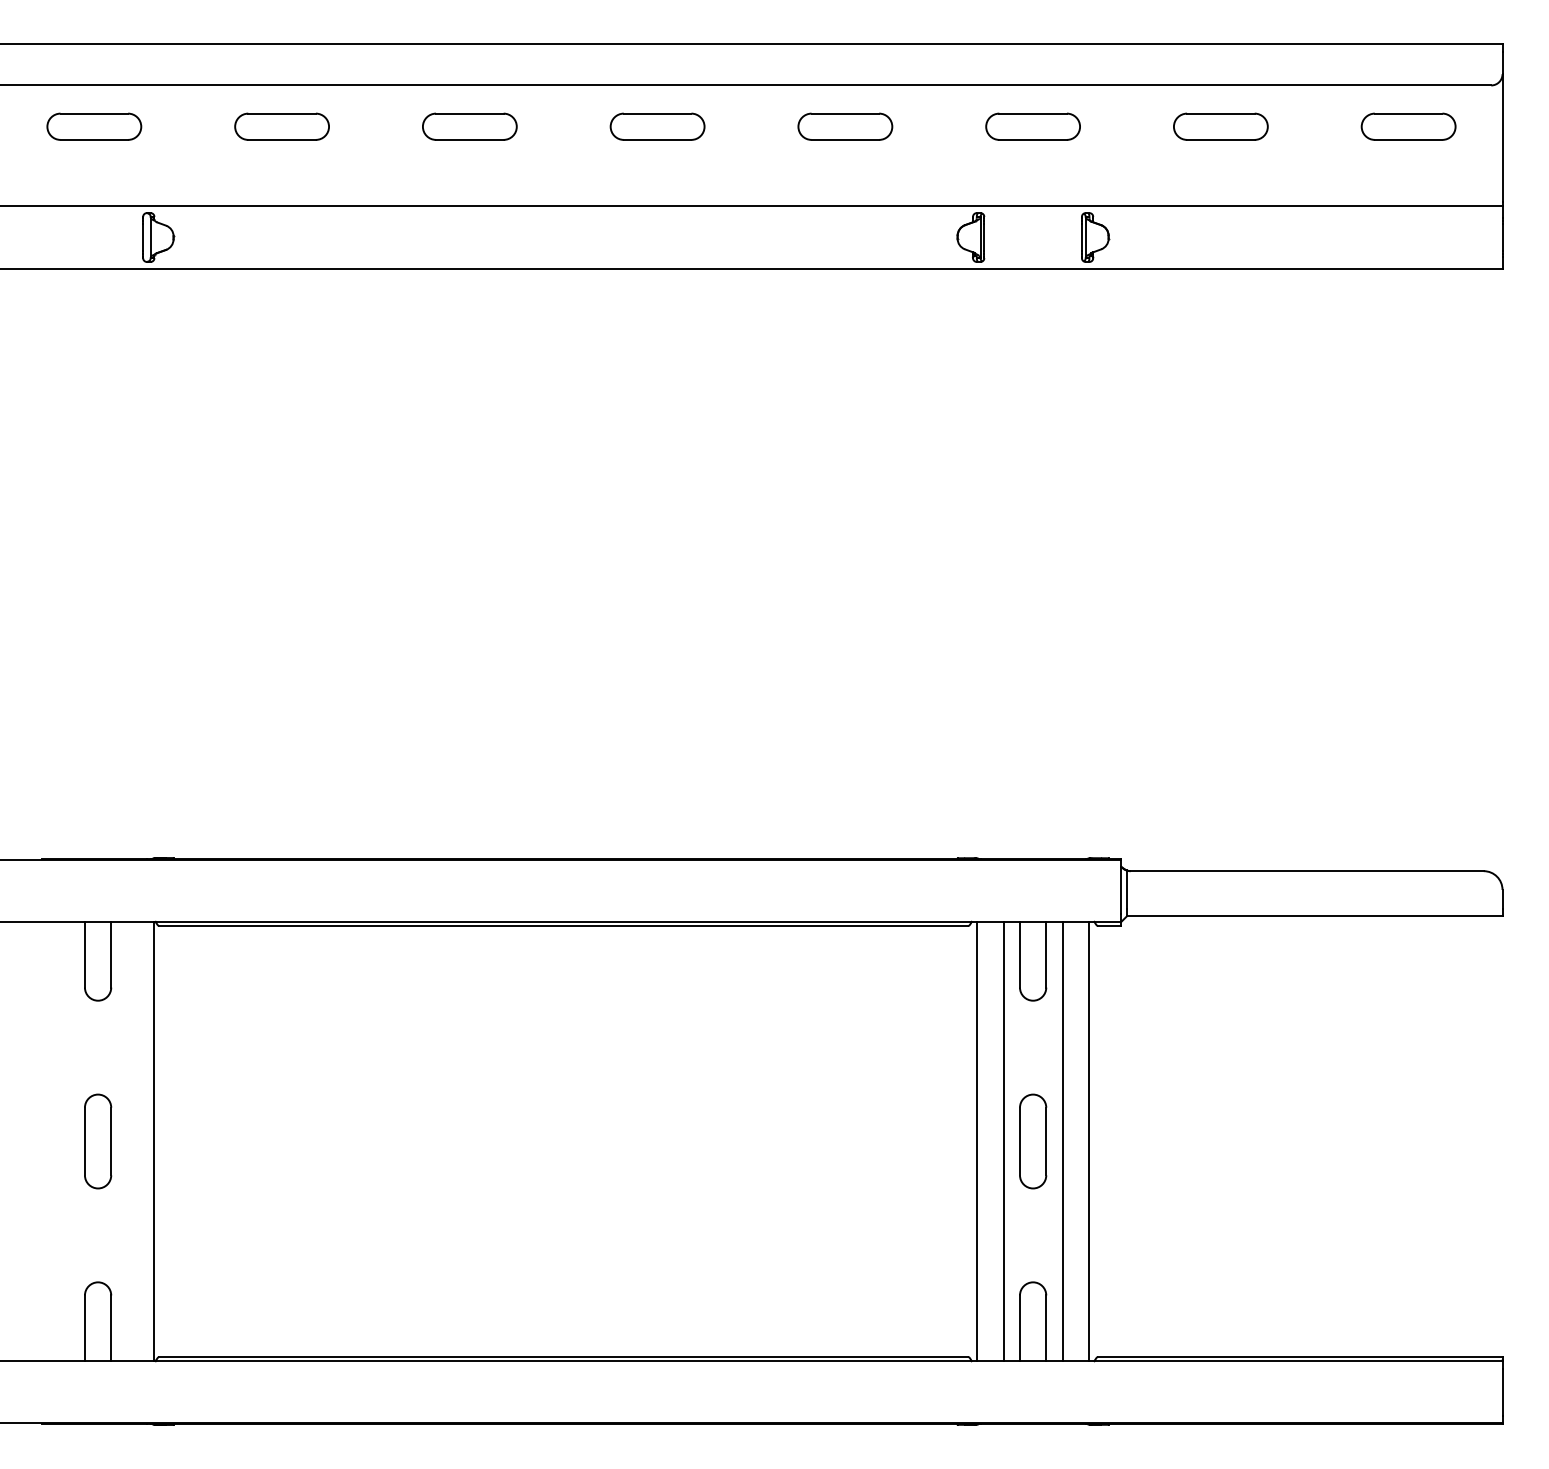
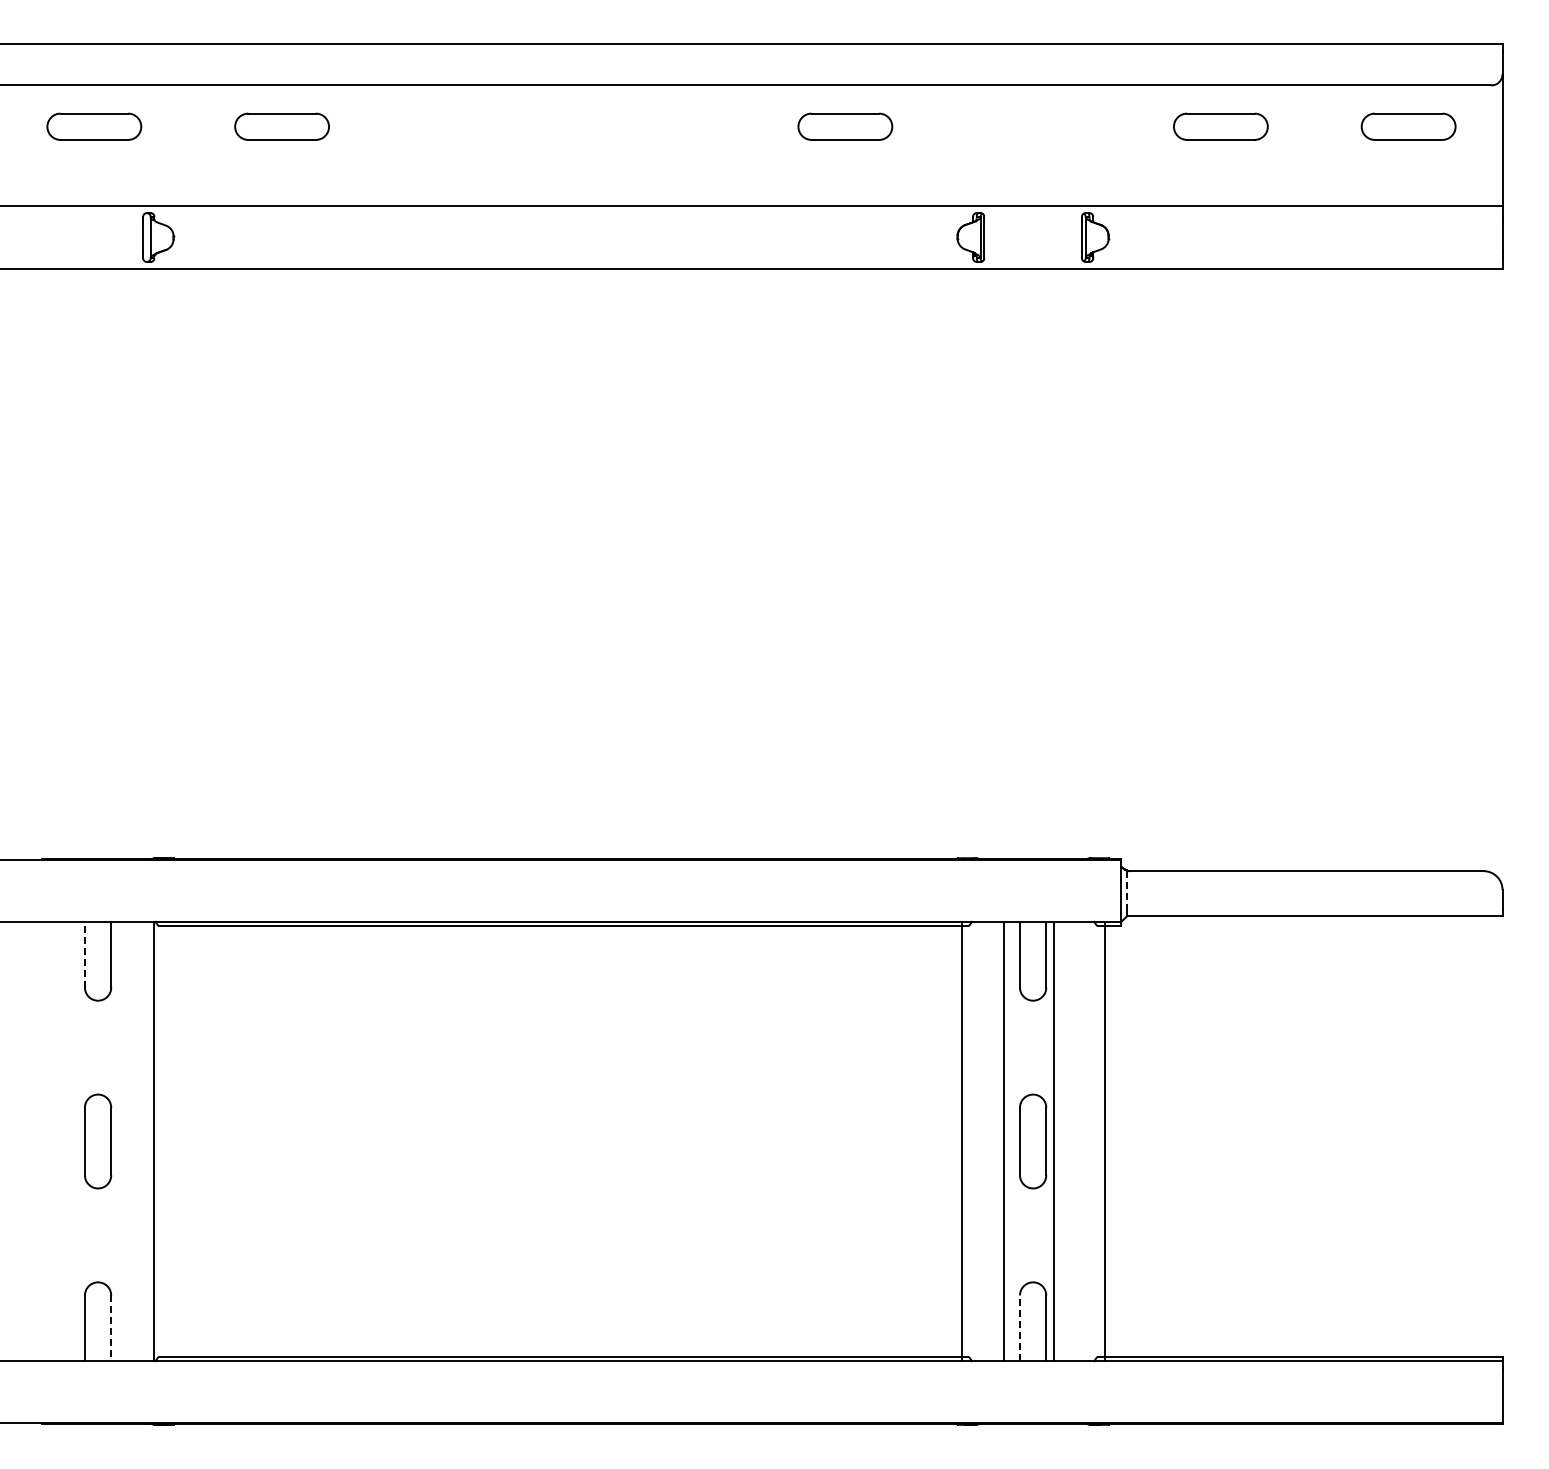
part: present -> none (469, 126)
part: present -> none (657, 126)
part: present -> none (1032, 126)
line: solid -> dashed (1127, 890)
line: solid -> dashed (84, 954)
line position: (976, 1141) -> (961, 1141) (961, 1141)
line position: (1062, 1141) -> (1053, 1141) (1053, 1141)
line position: (1089, 1141) -> (1105, 1141) (1105, 1141)
line: solid -> dashed (111, 1328)
line: solid -> dashed (1019, 1328)
